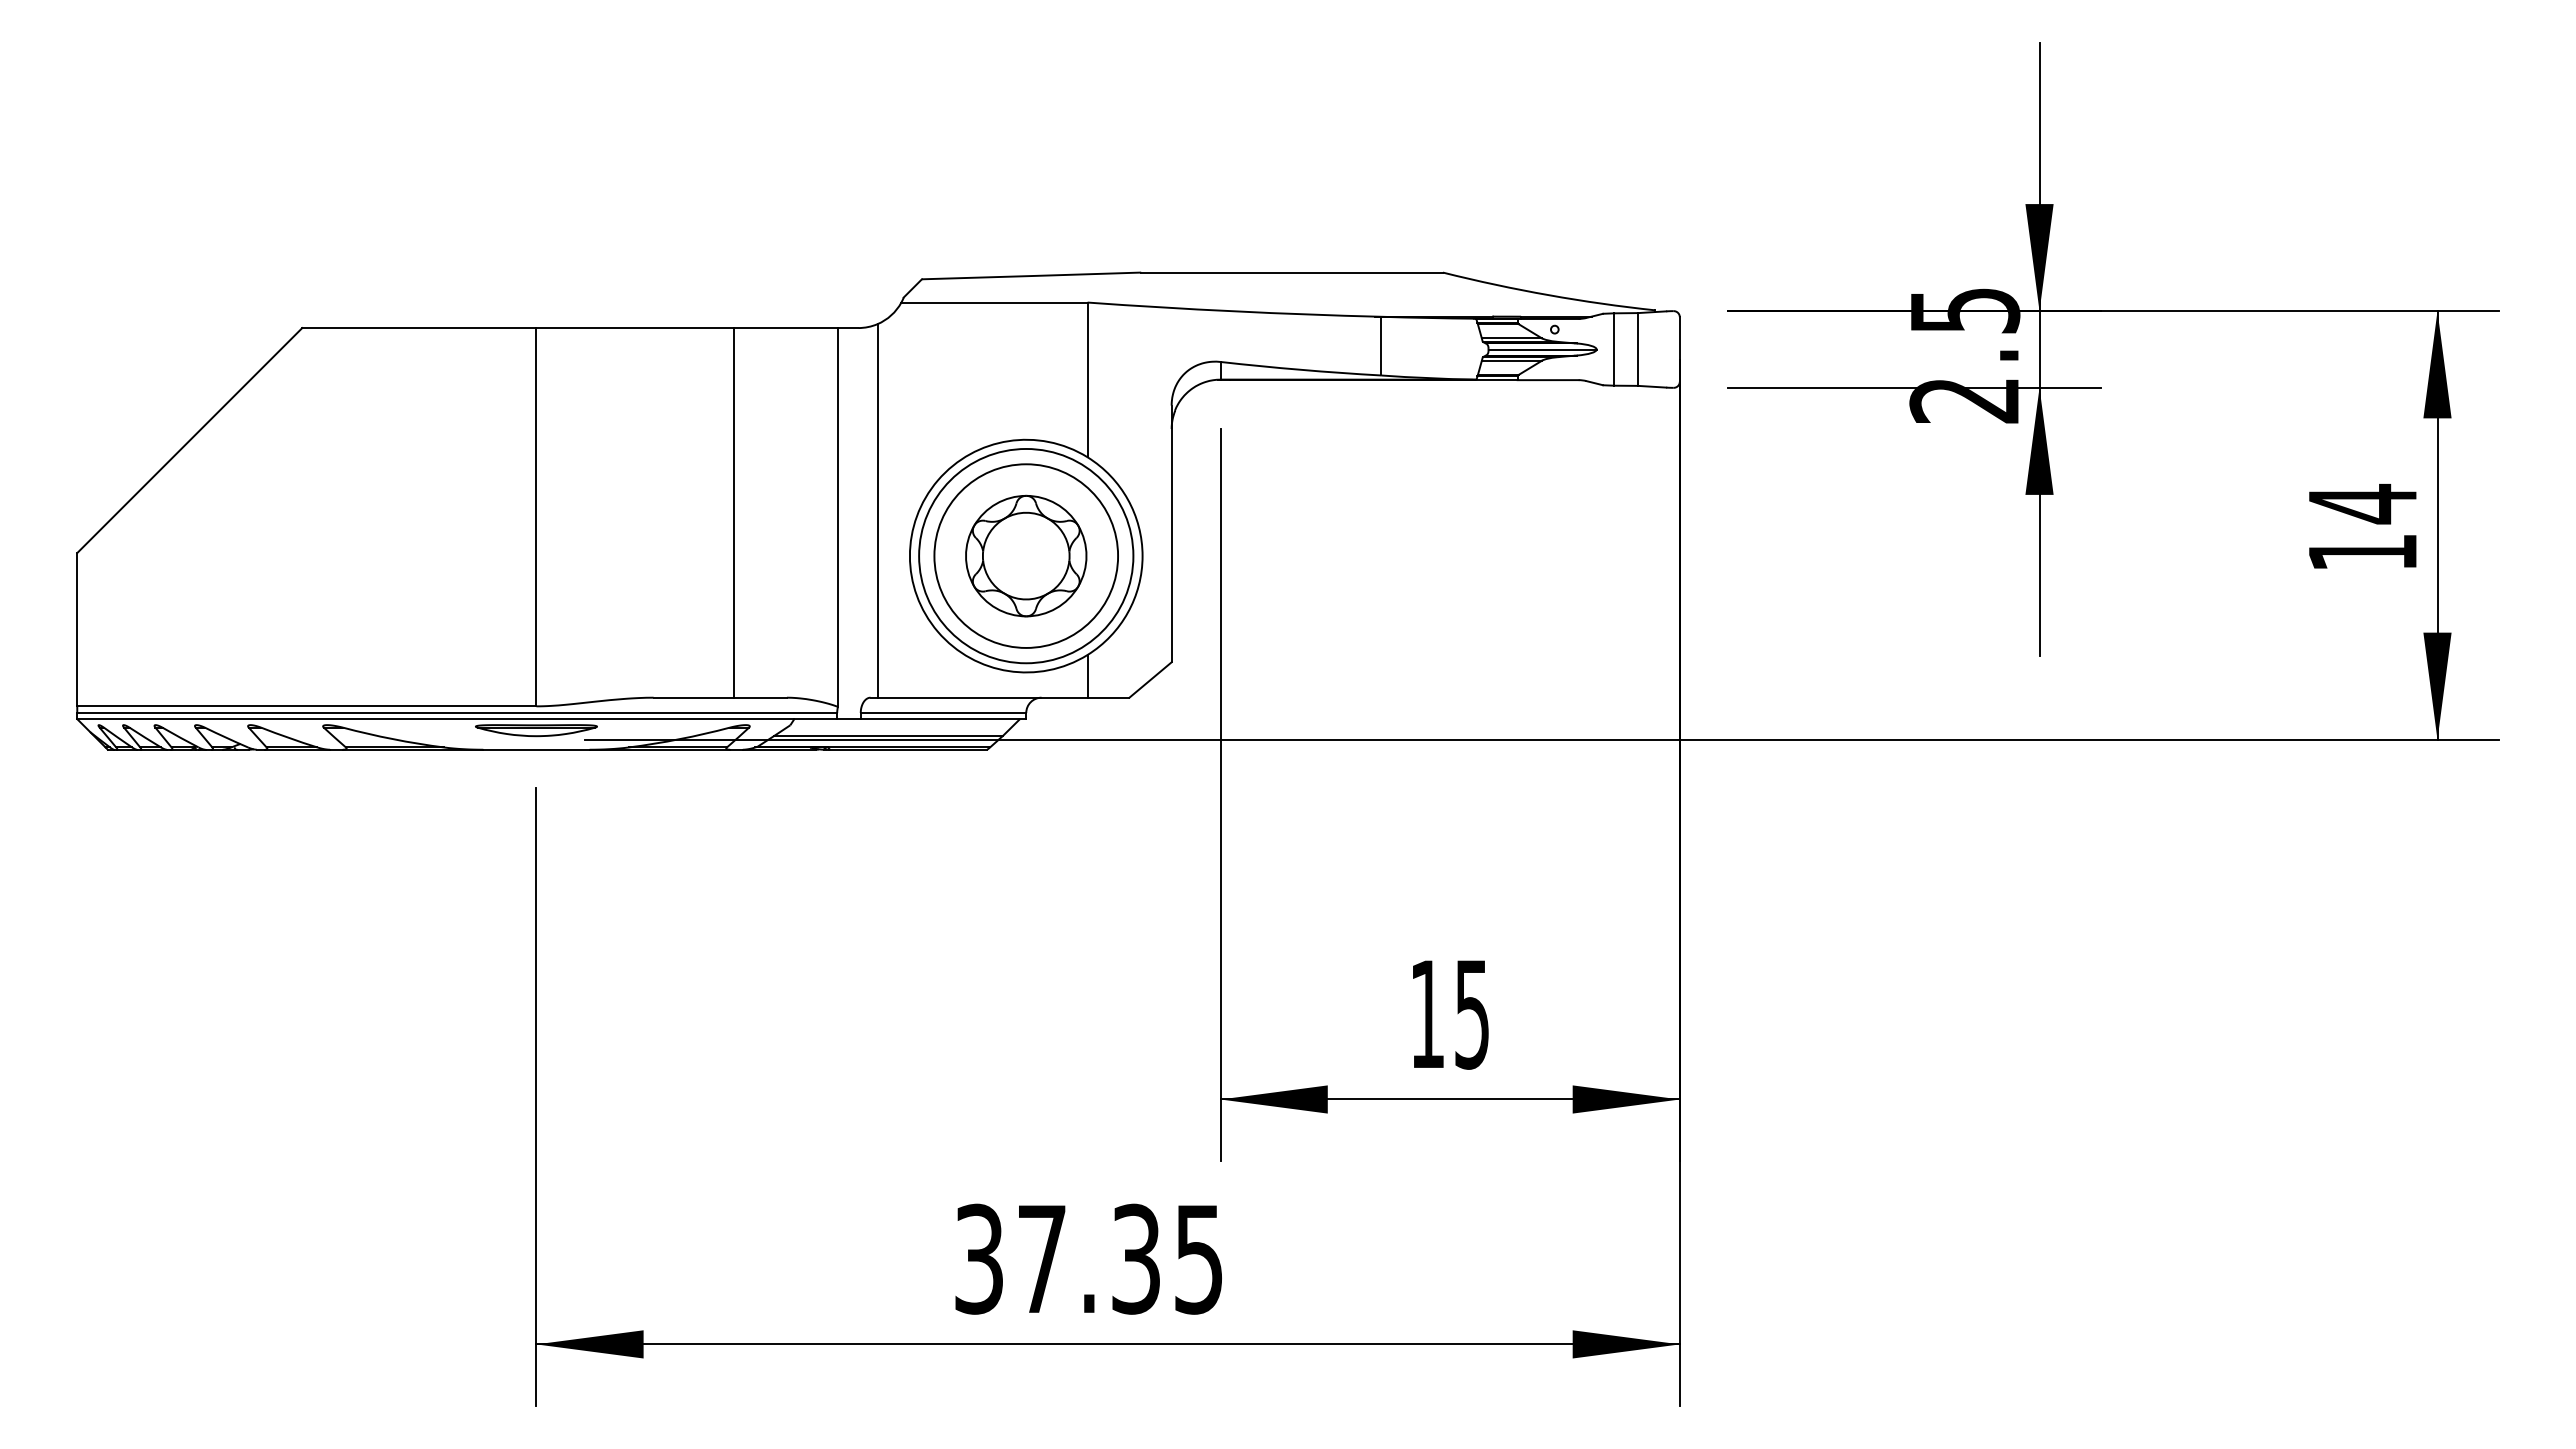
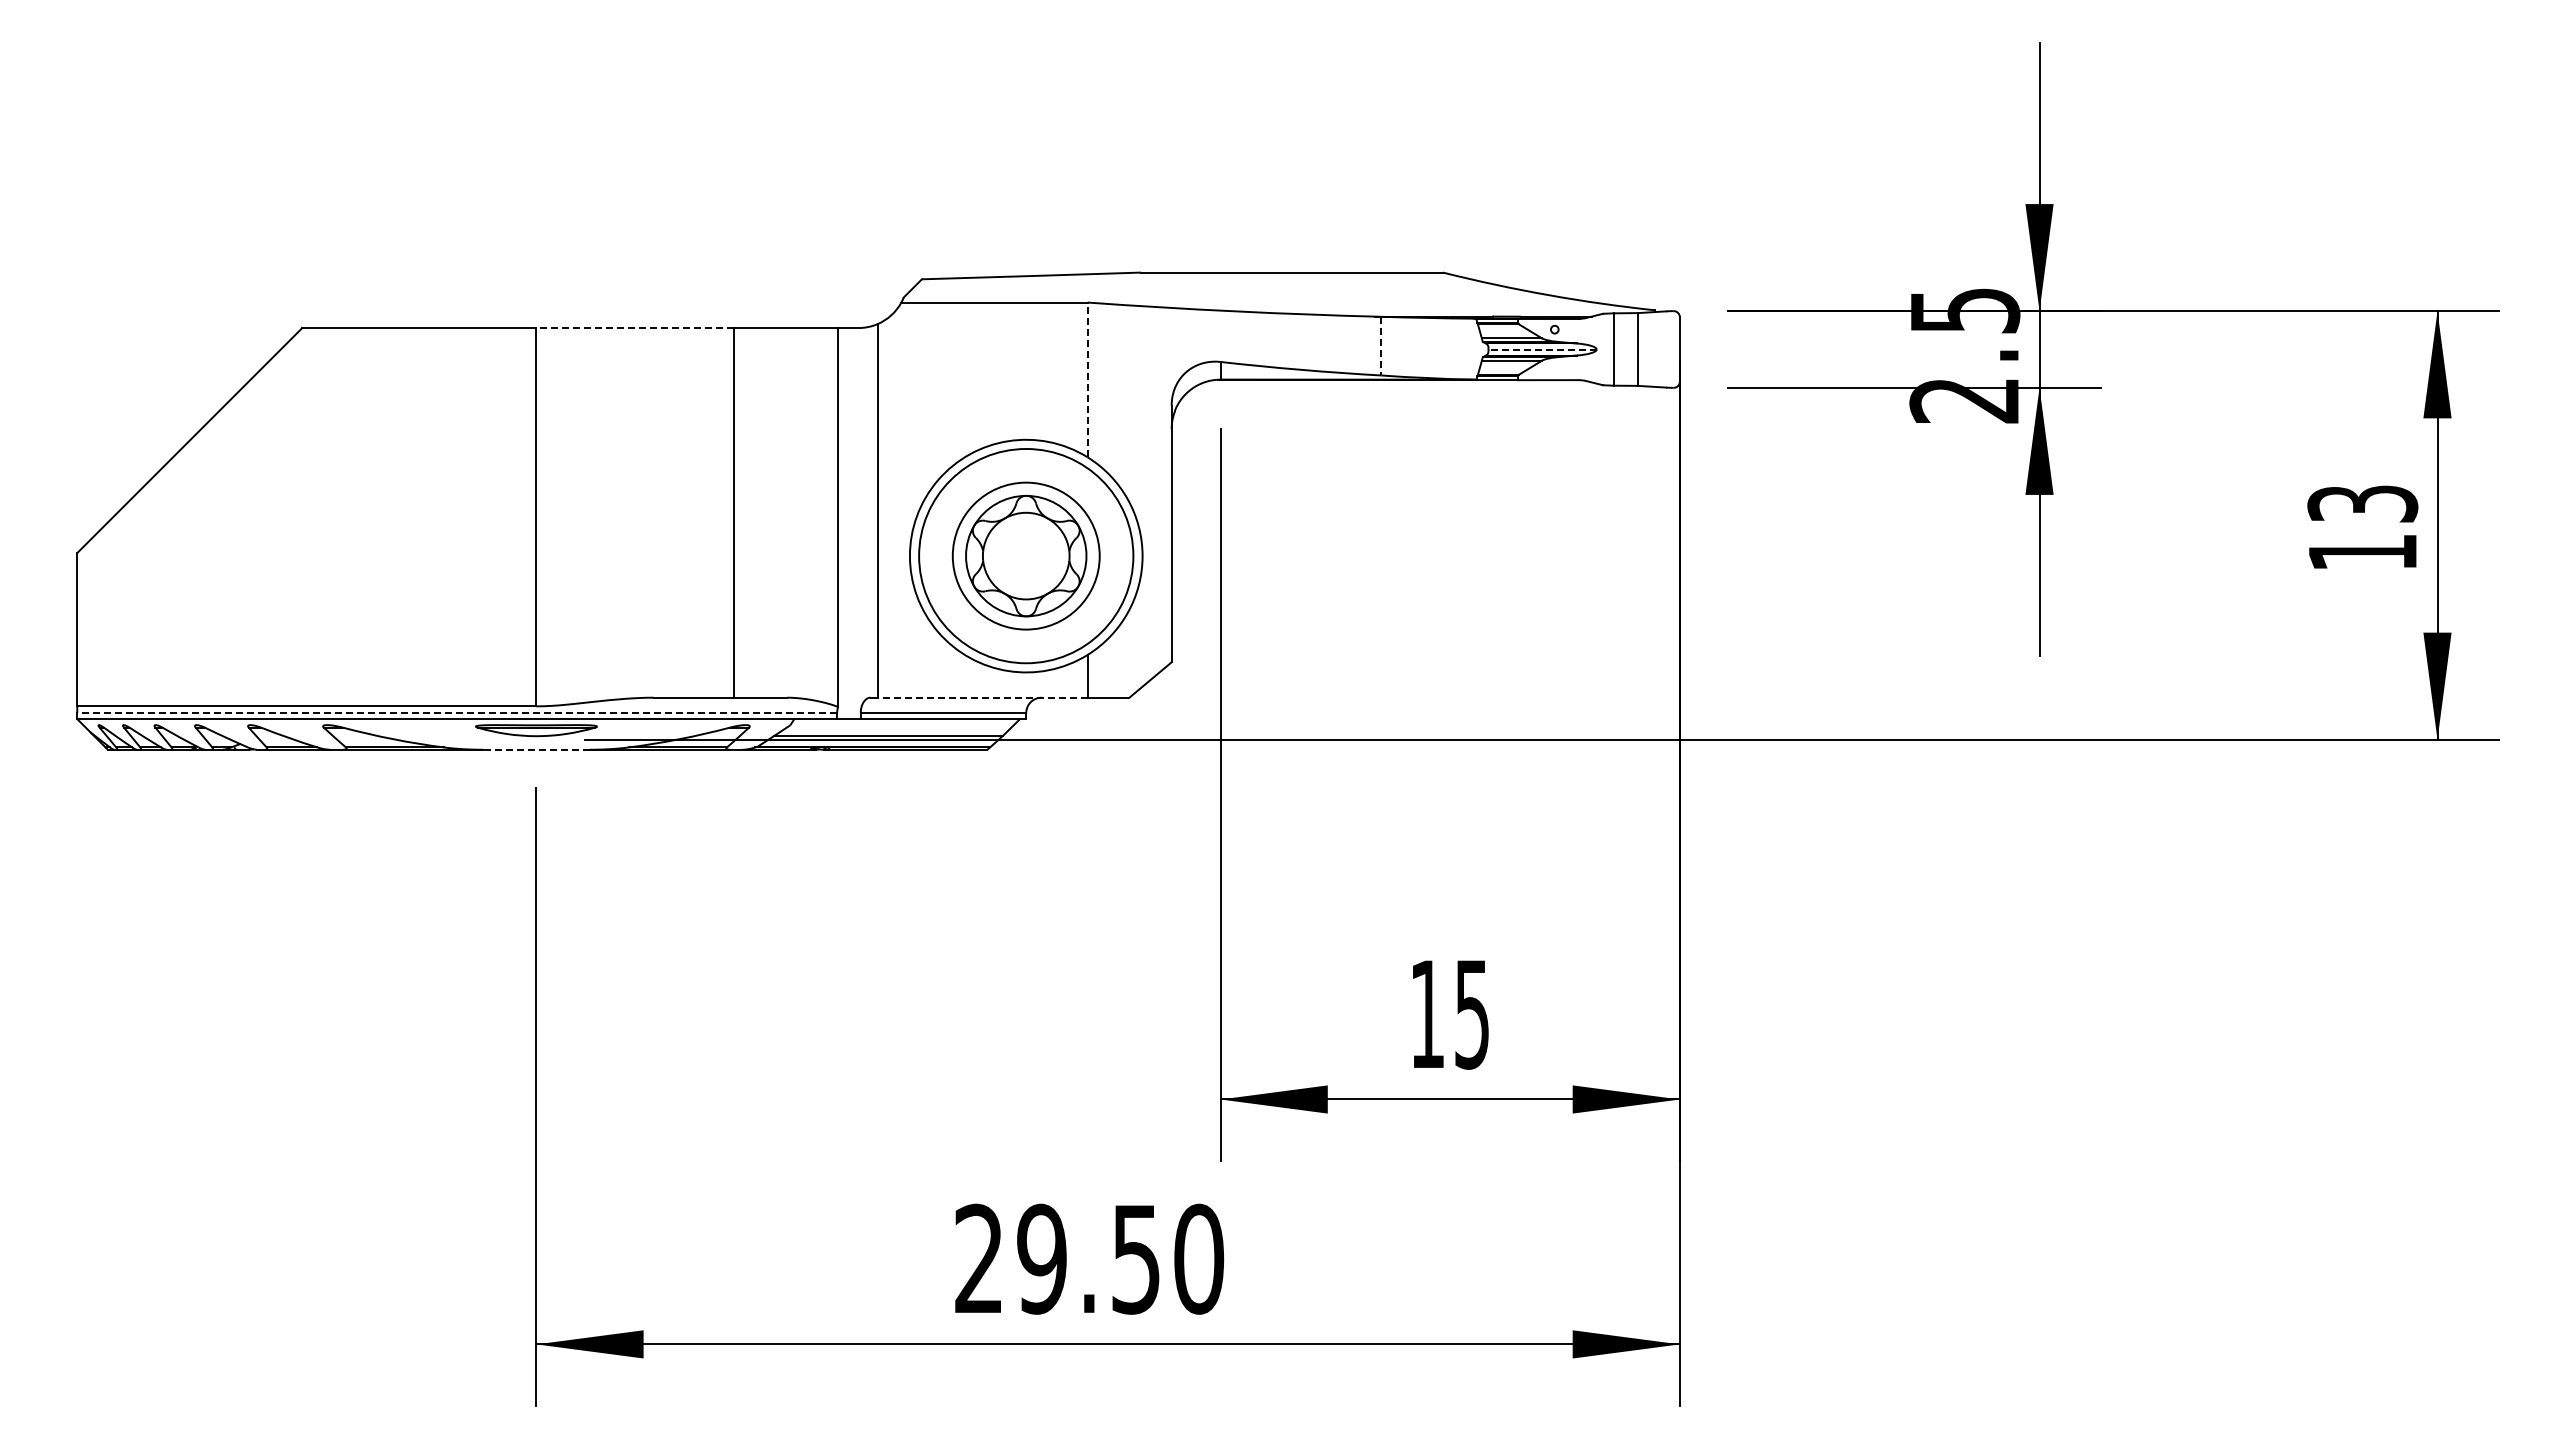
line: solid -> dashed (635, 328)
line: solid -> dashed (1381, 346)
line: solid -> dashed (1542, 349)
line: solid -> dashed (1087, 379)
text: 14 -> 13 (2362, 503)
circle diameter: 184 px -> 147 px (1025, 555)
line: solid -> dashed (982, 697)
line: solid -> dashed (457, 713)
line: solid -> dashed (535, 749)
text: 37.35 -> 29.50 (1089, 1258)
